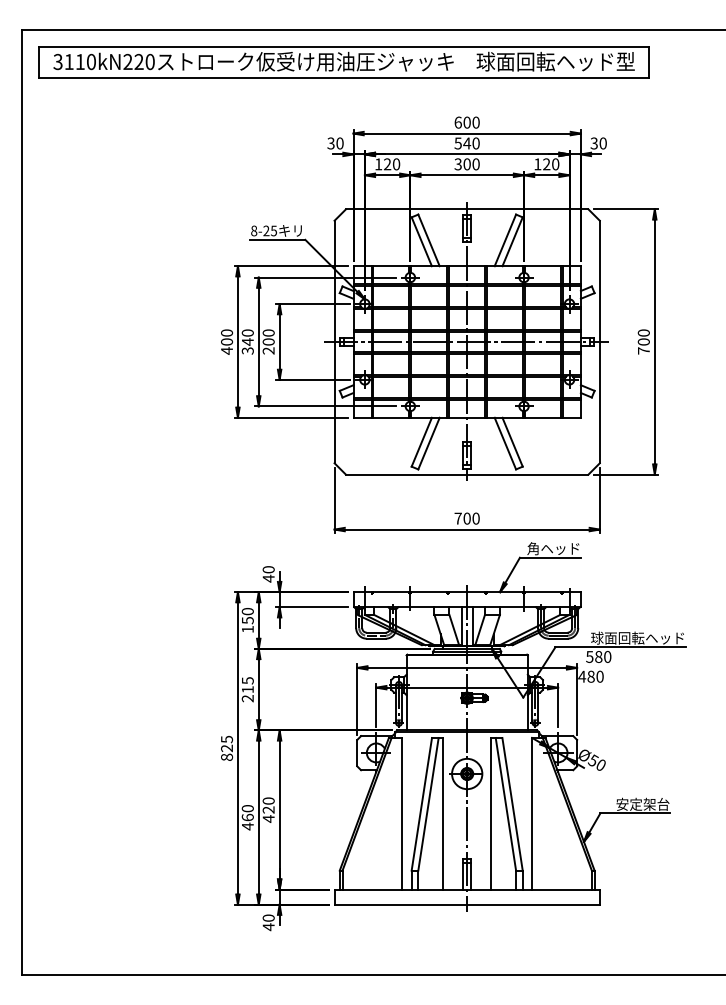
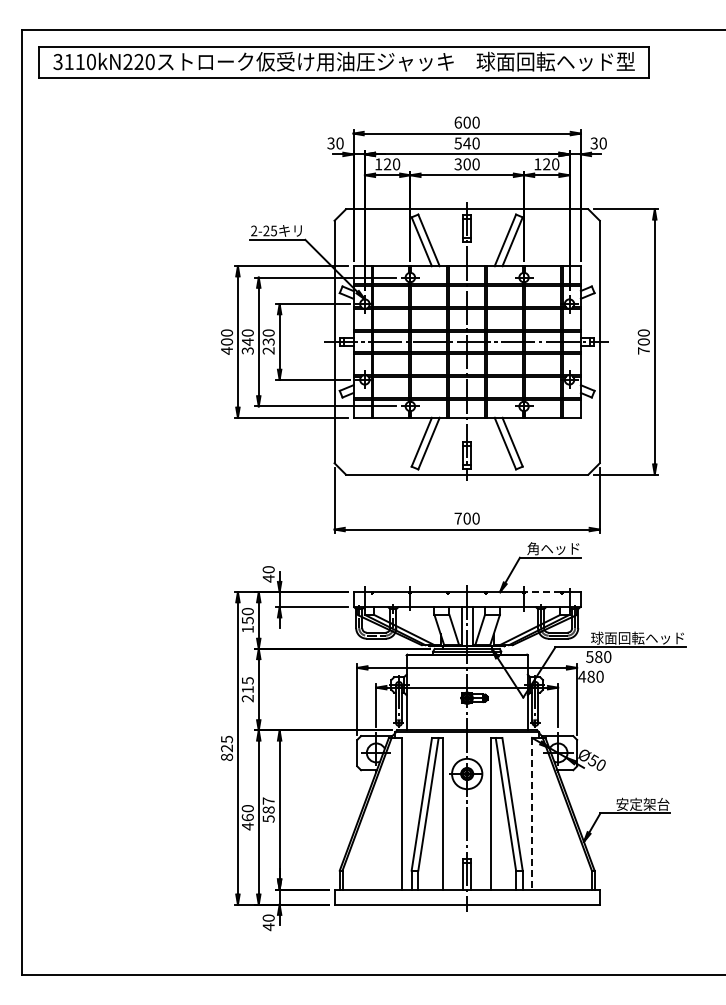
text: 8-25 -> 2-25 (254, 230)
text: 200 -> 230 (268, 341)
line: solid -> dashed (542, 592)
text: 420 -> 587 (268, 809)
line: solid -> dashed (532, 813)
